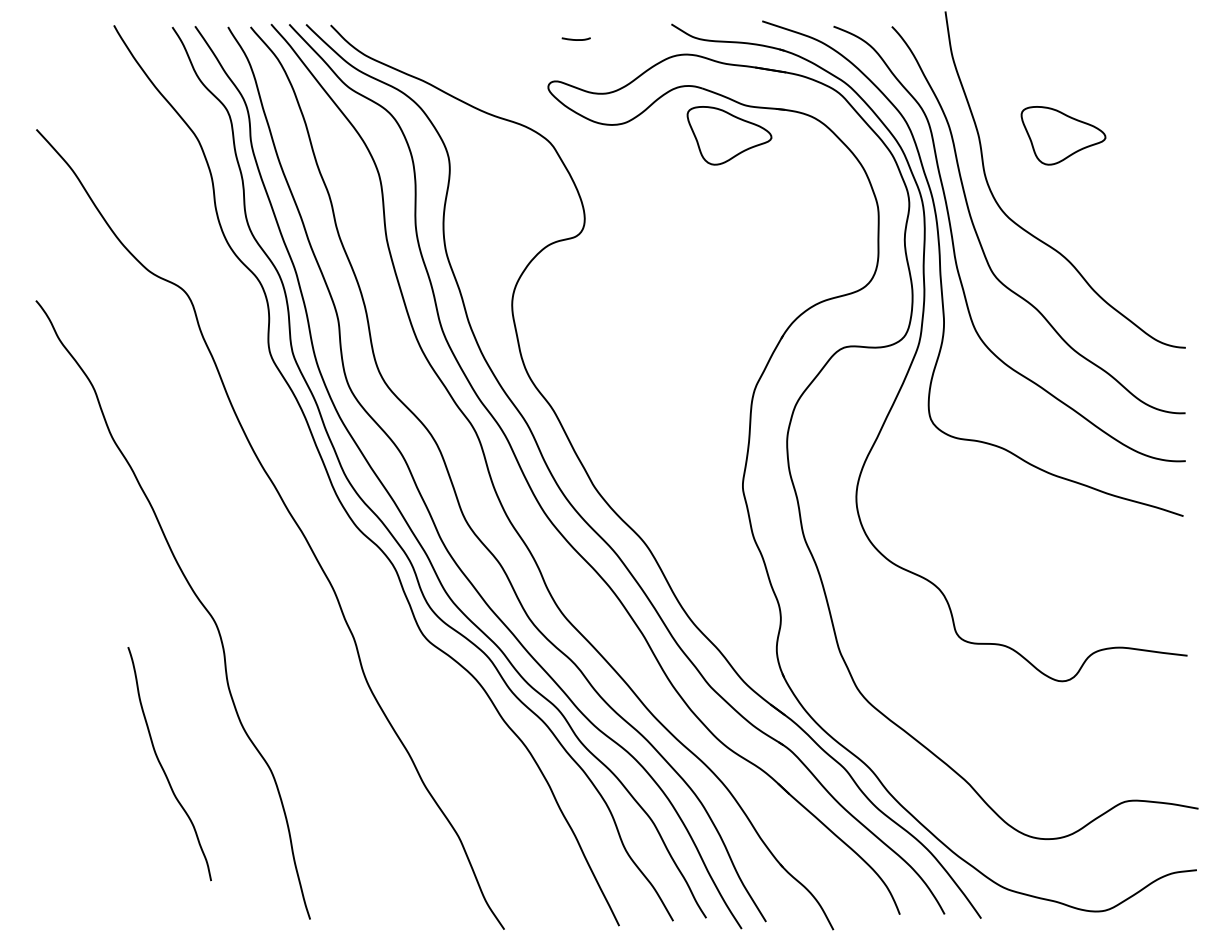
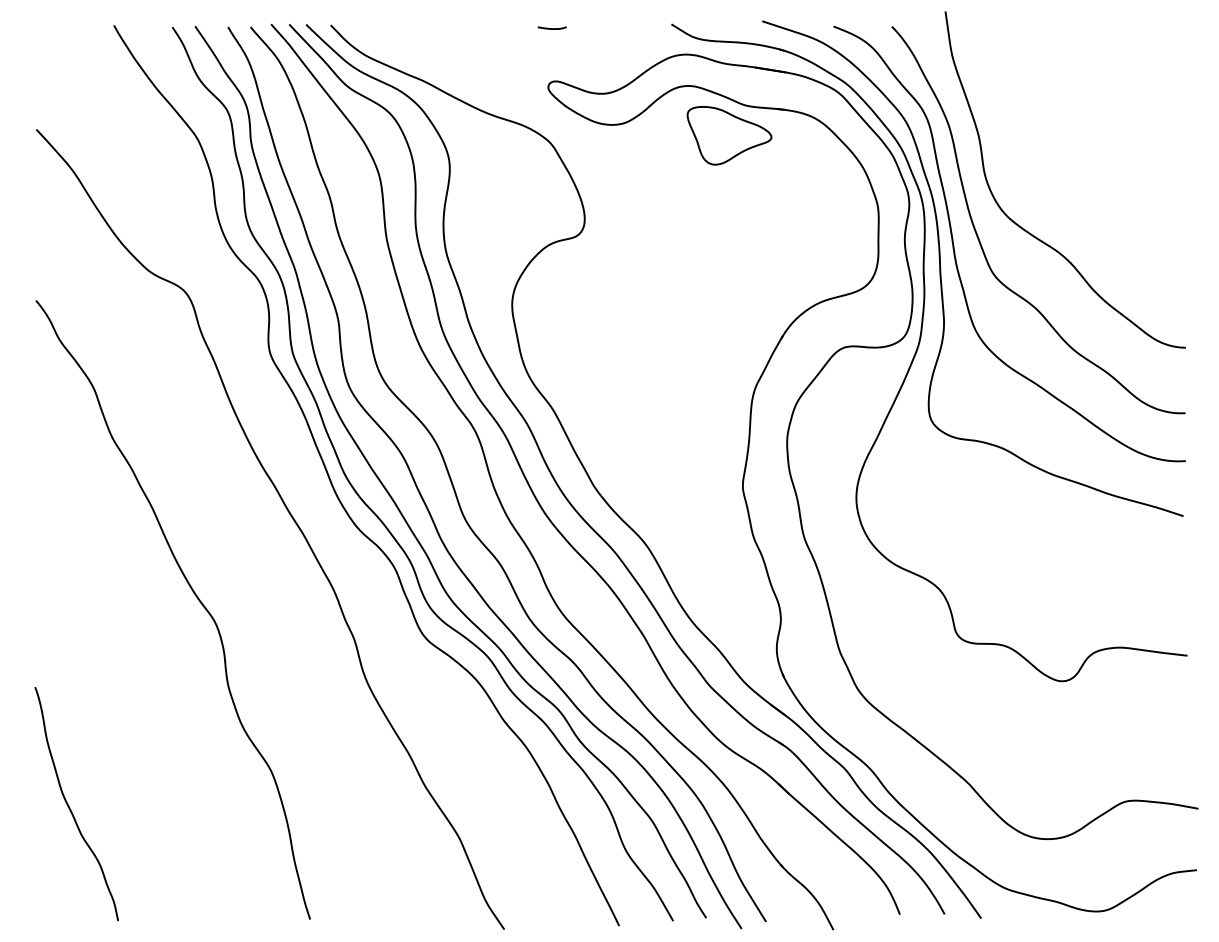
curve position: (575, 39) -> (551, 28) (551, 28)
part: present -> none (1063, 135)
curve position: (163, 767) -> (70, 807) (70, 807)
